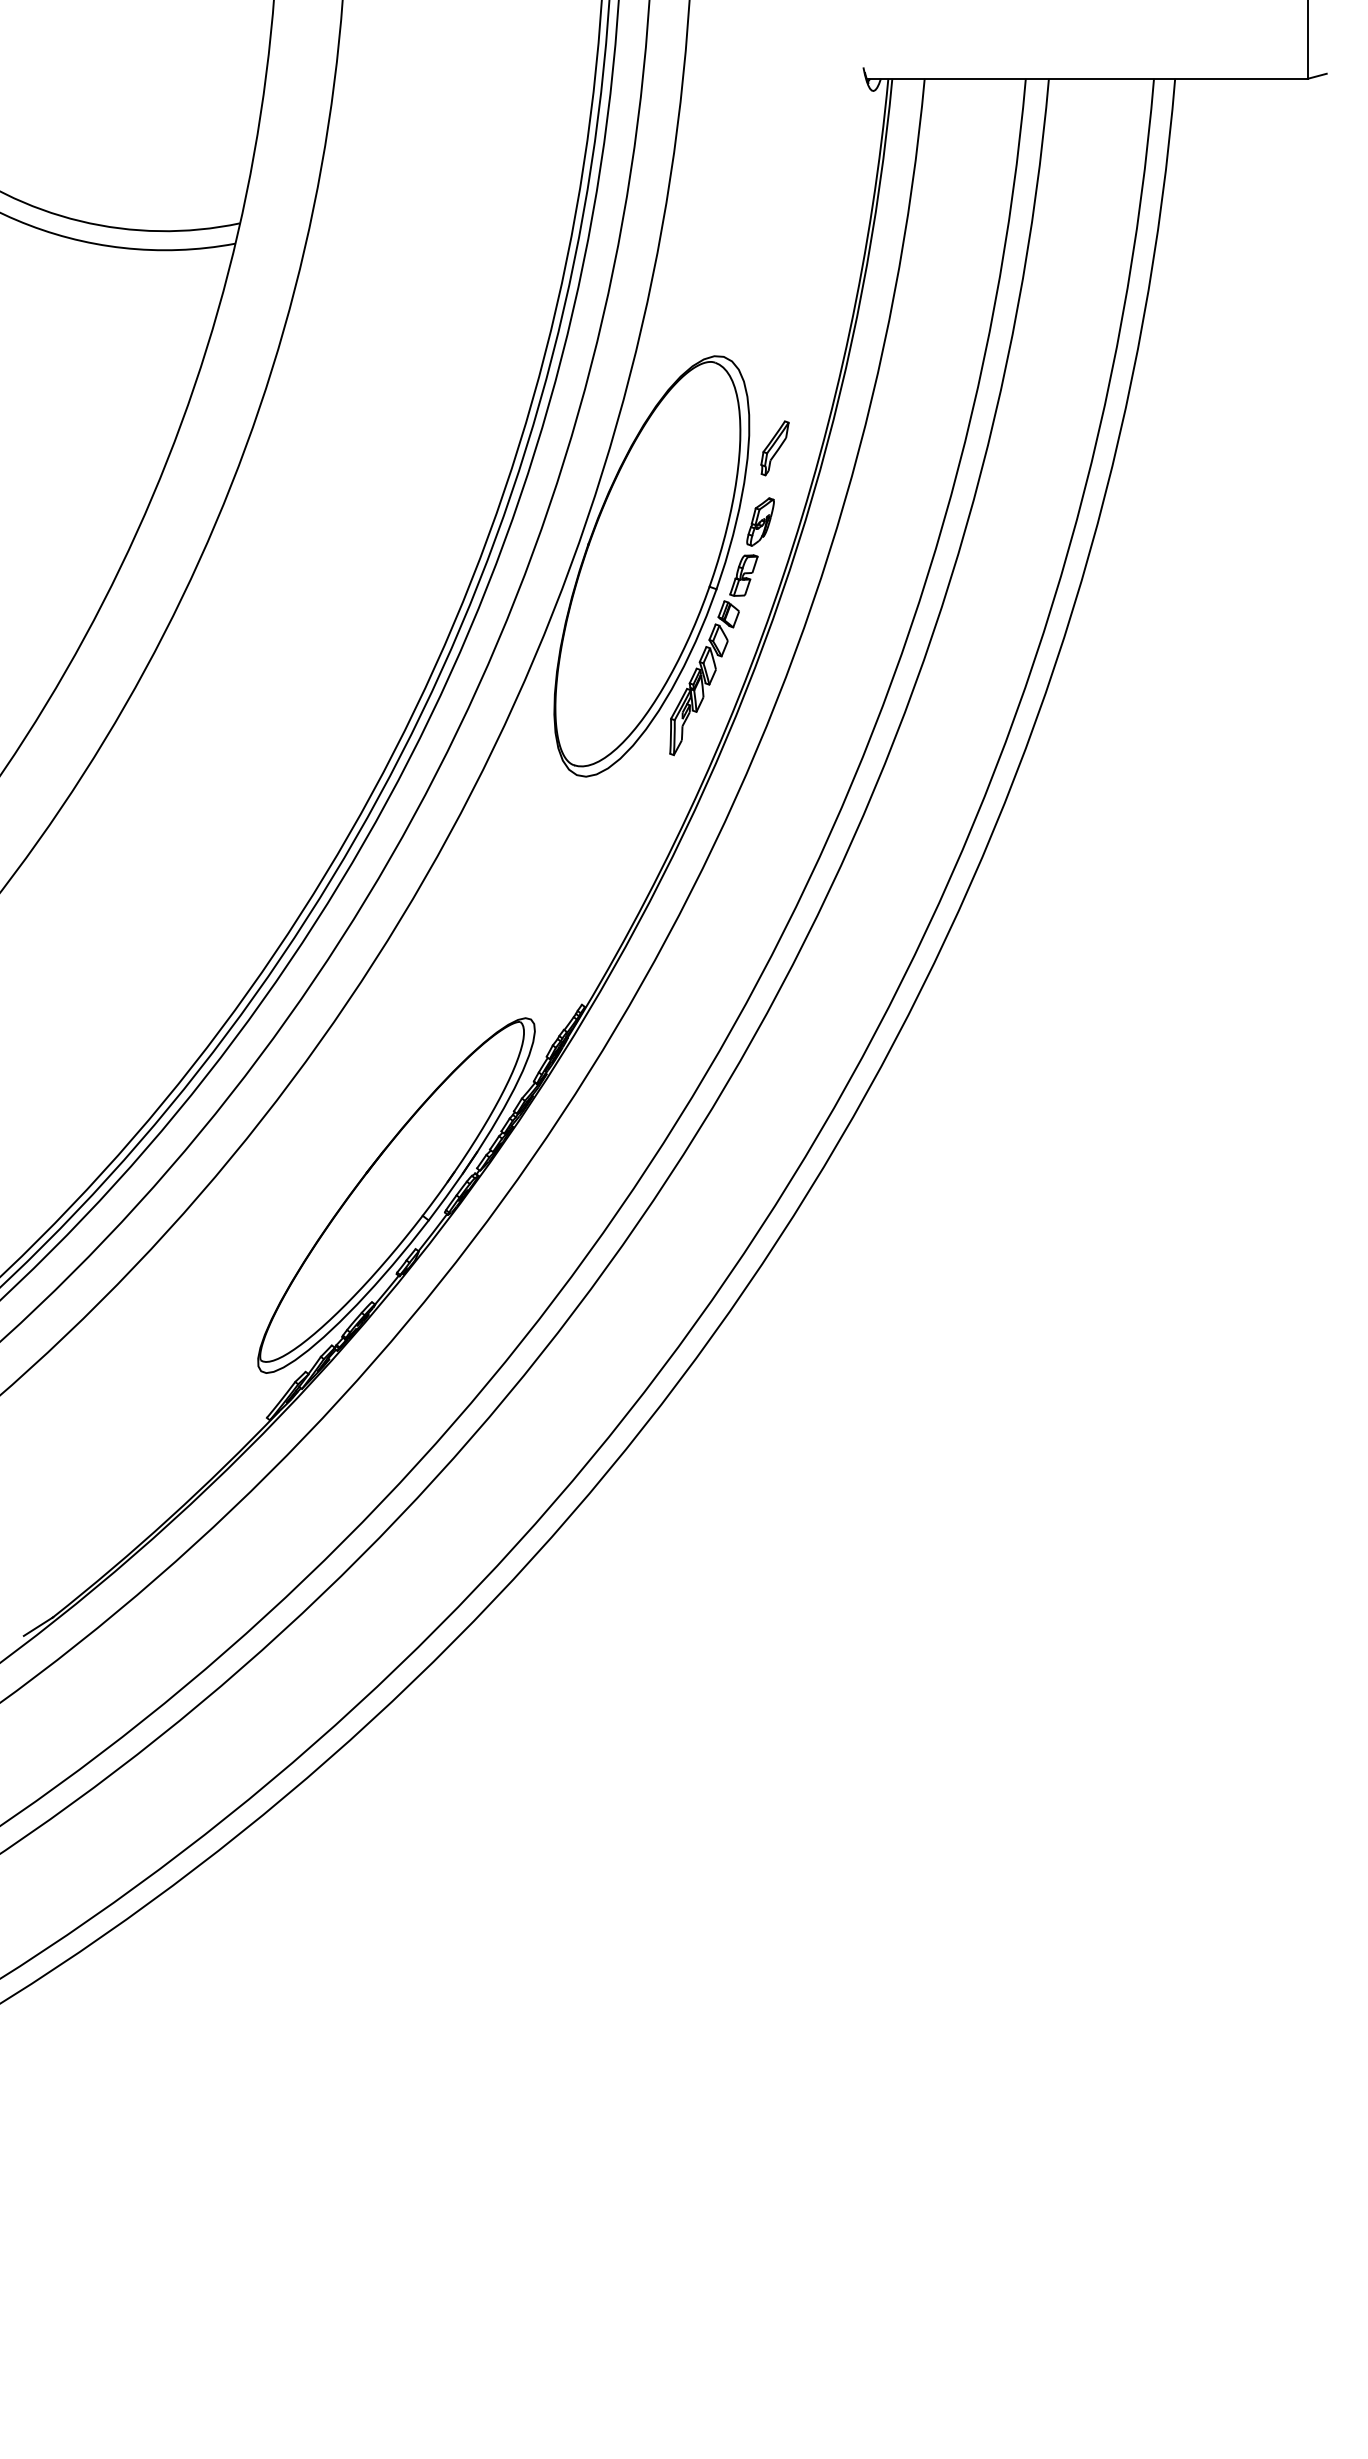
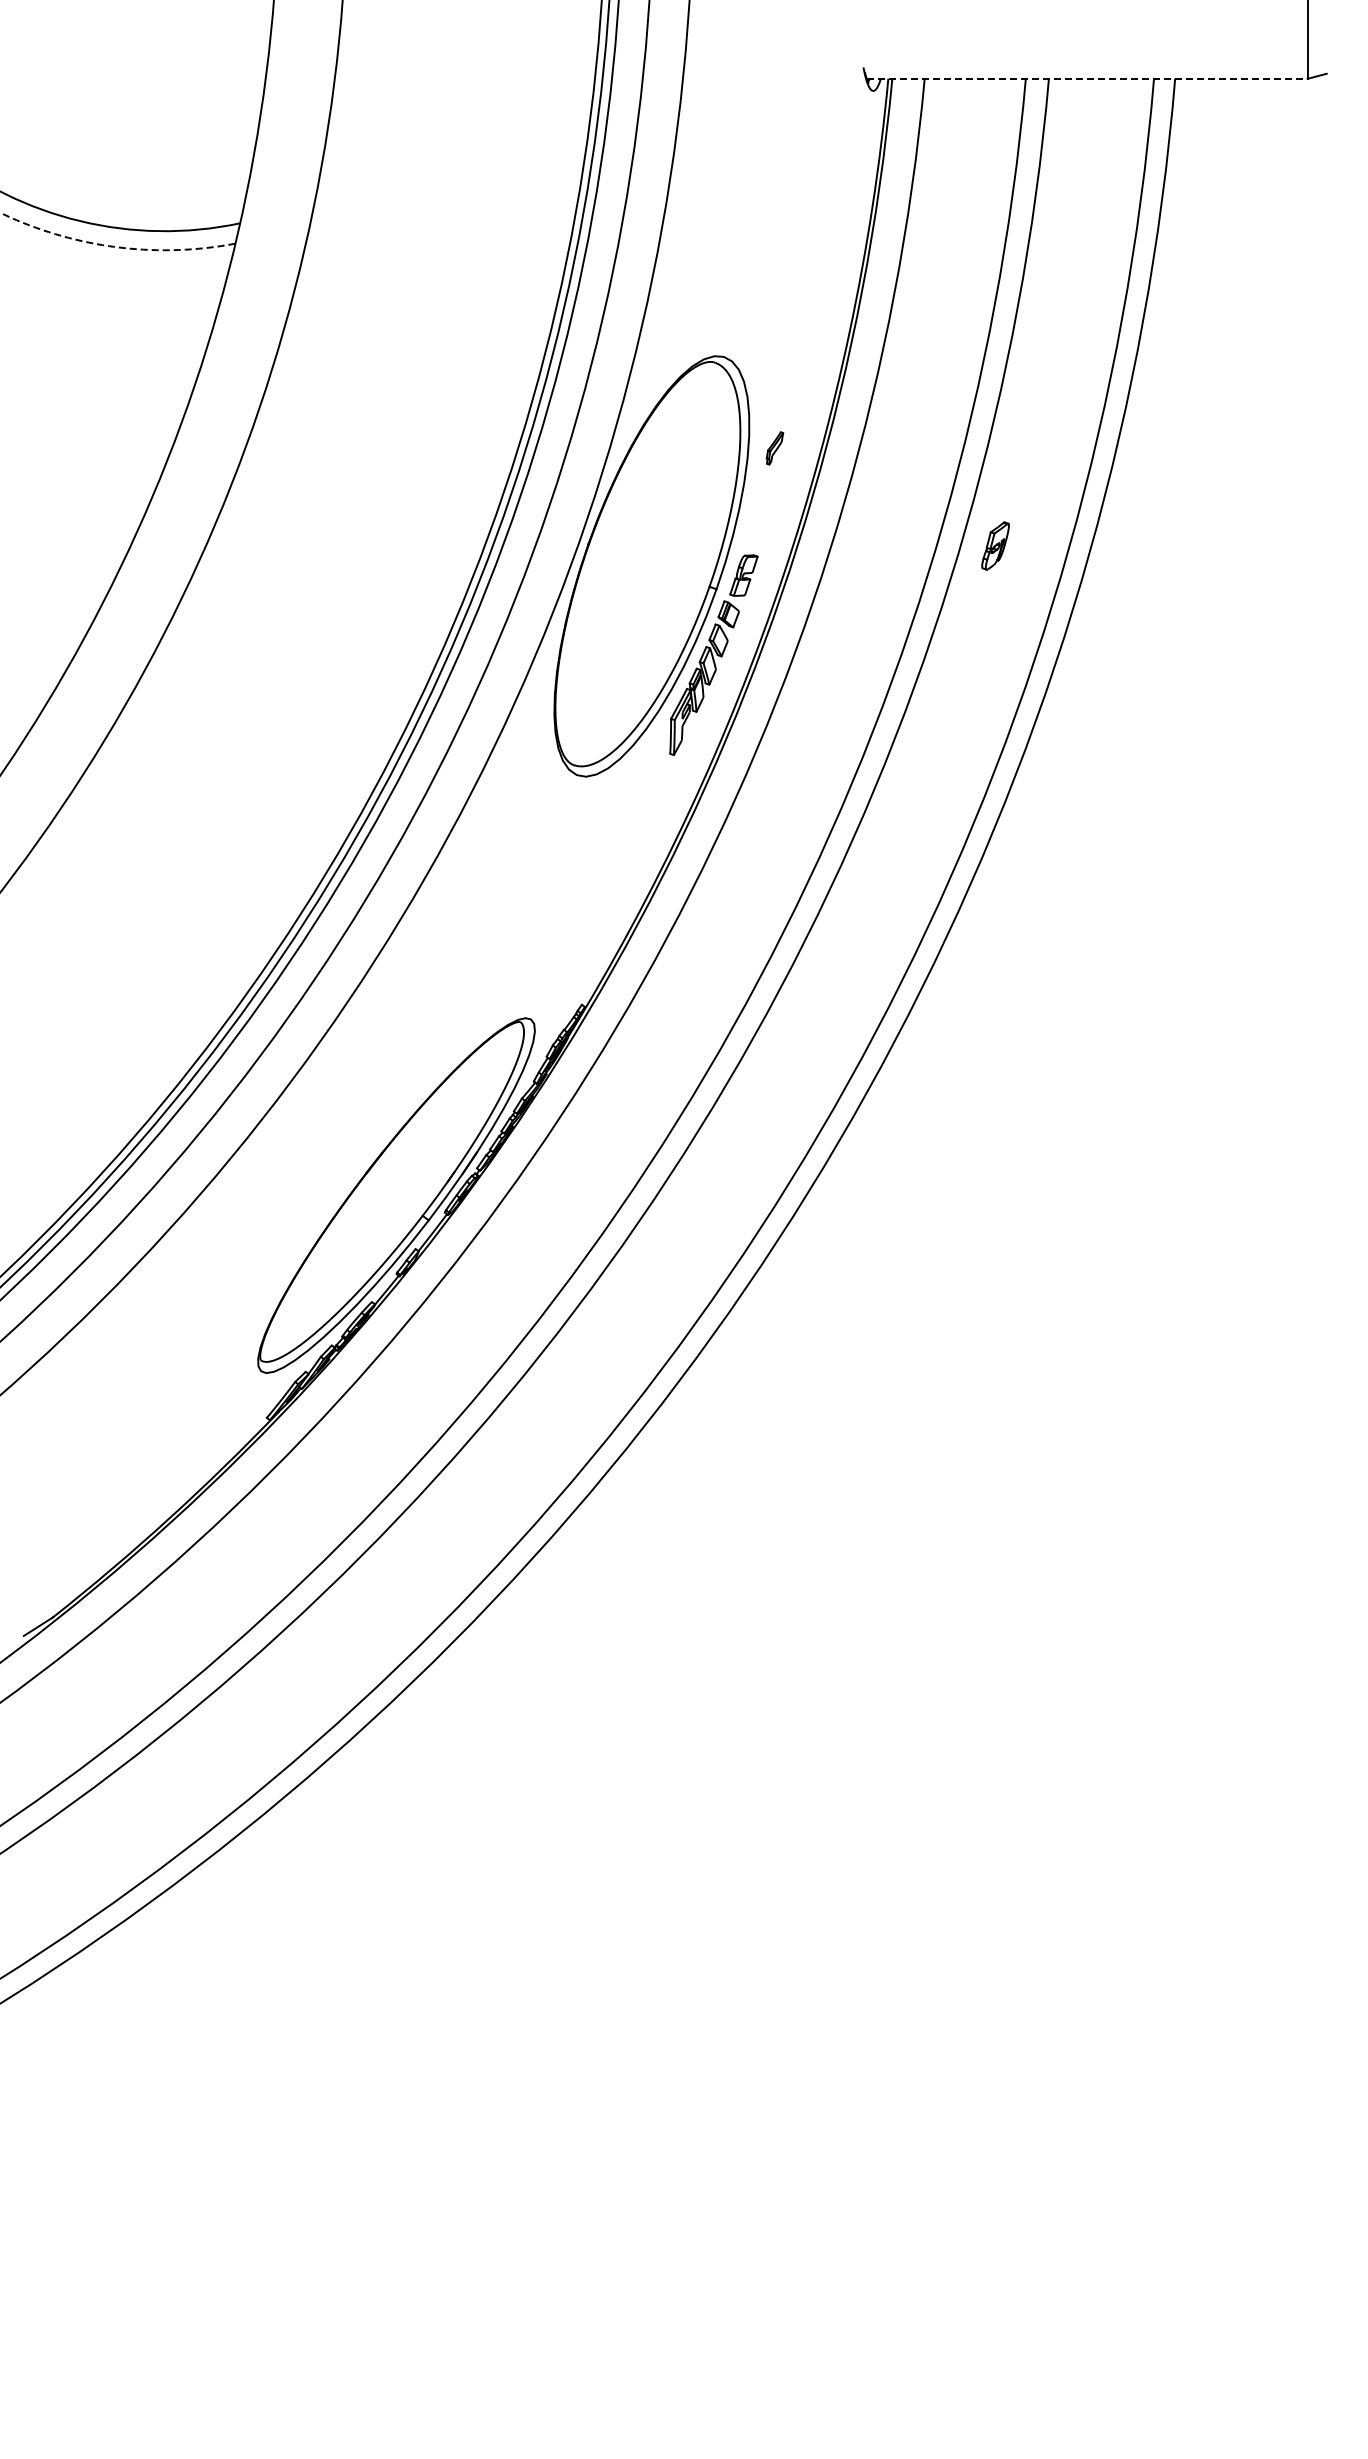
line: solid -> dashed (1087, 78)
arc: solid -> dashed (116, 246)
part size: 30x57 px -> 20x35 px (774, 448)
part position: (760, 521) -> (995, 545) (995, 545)
